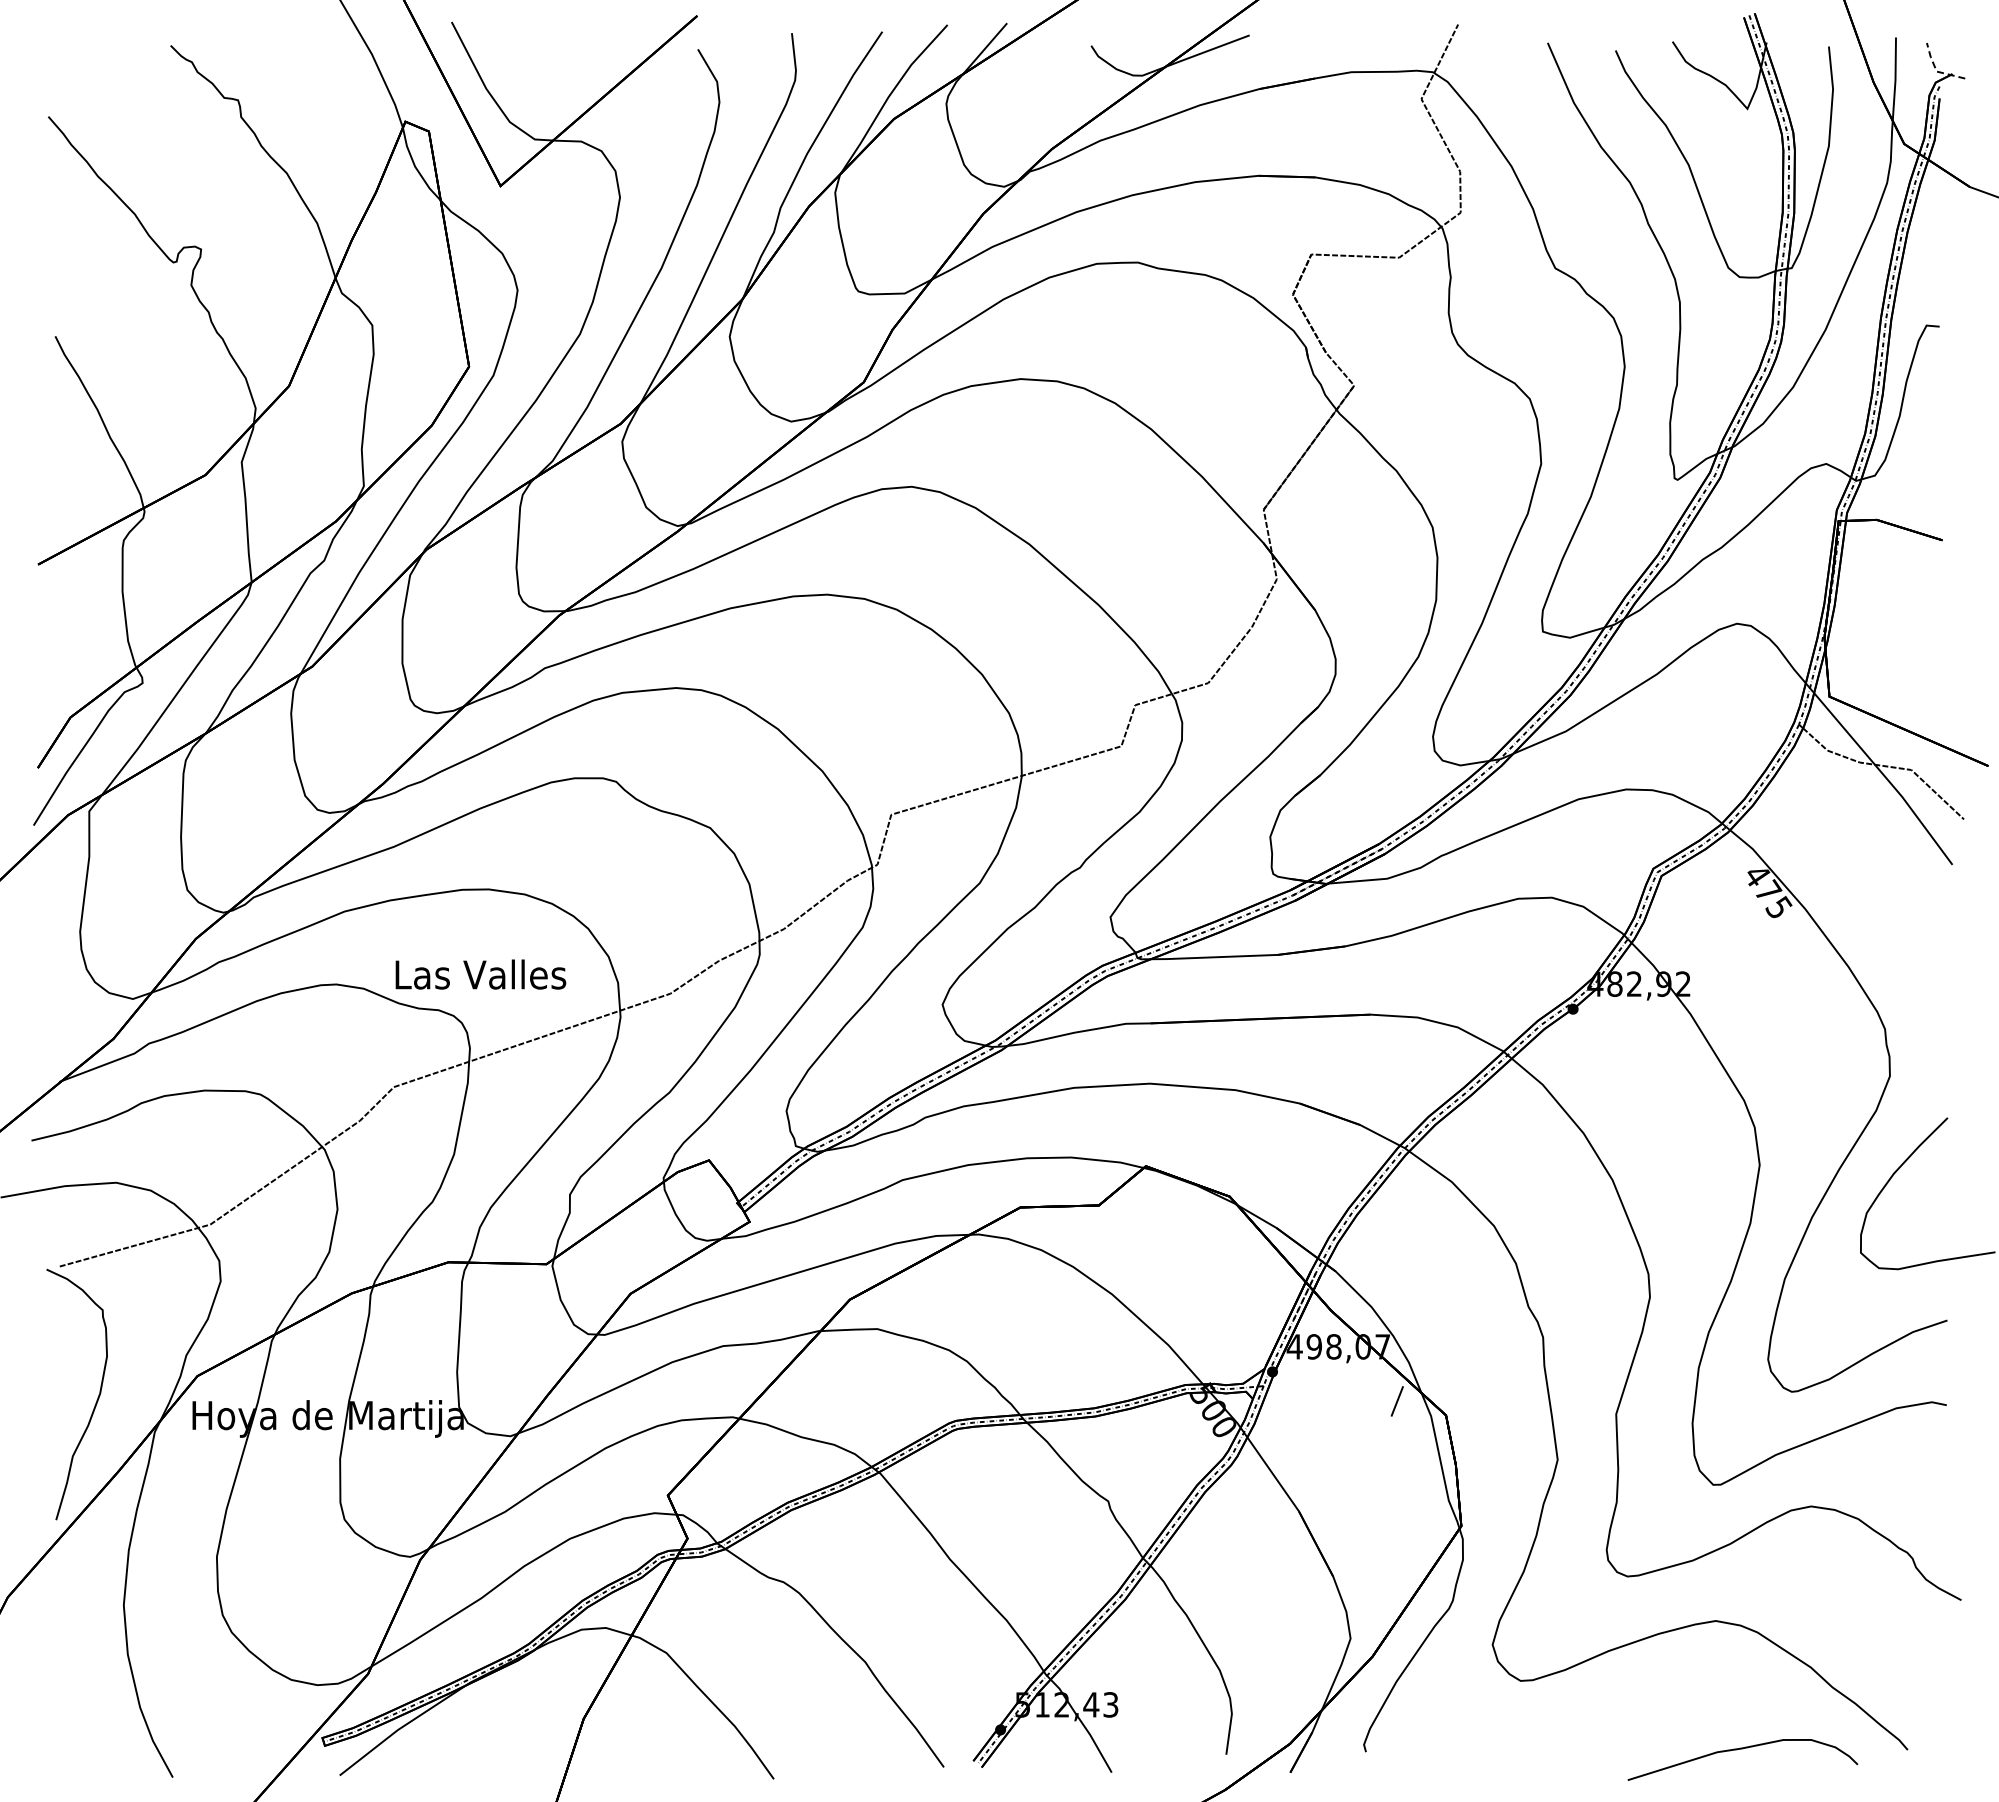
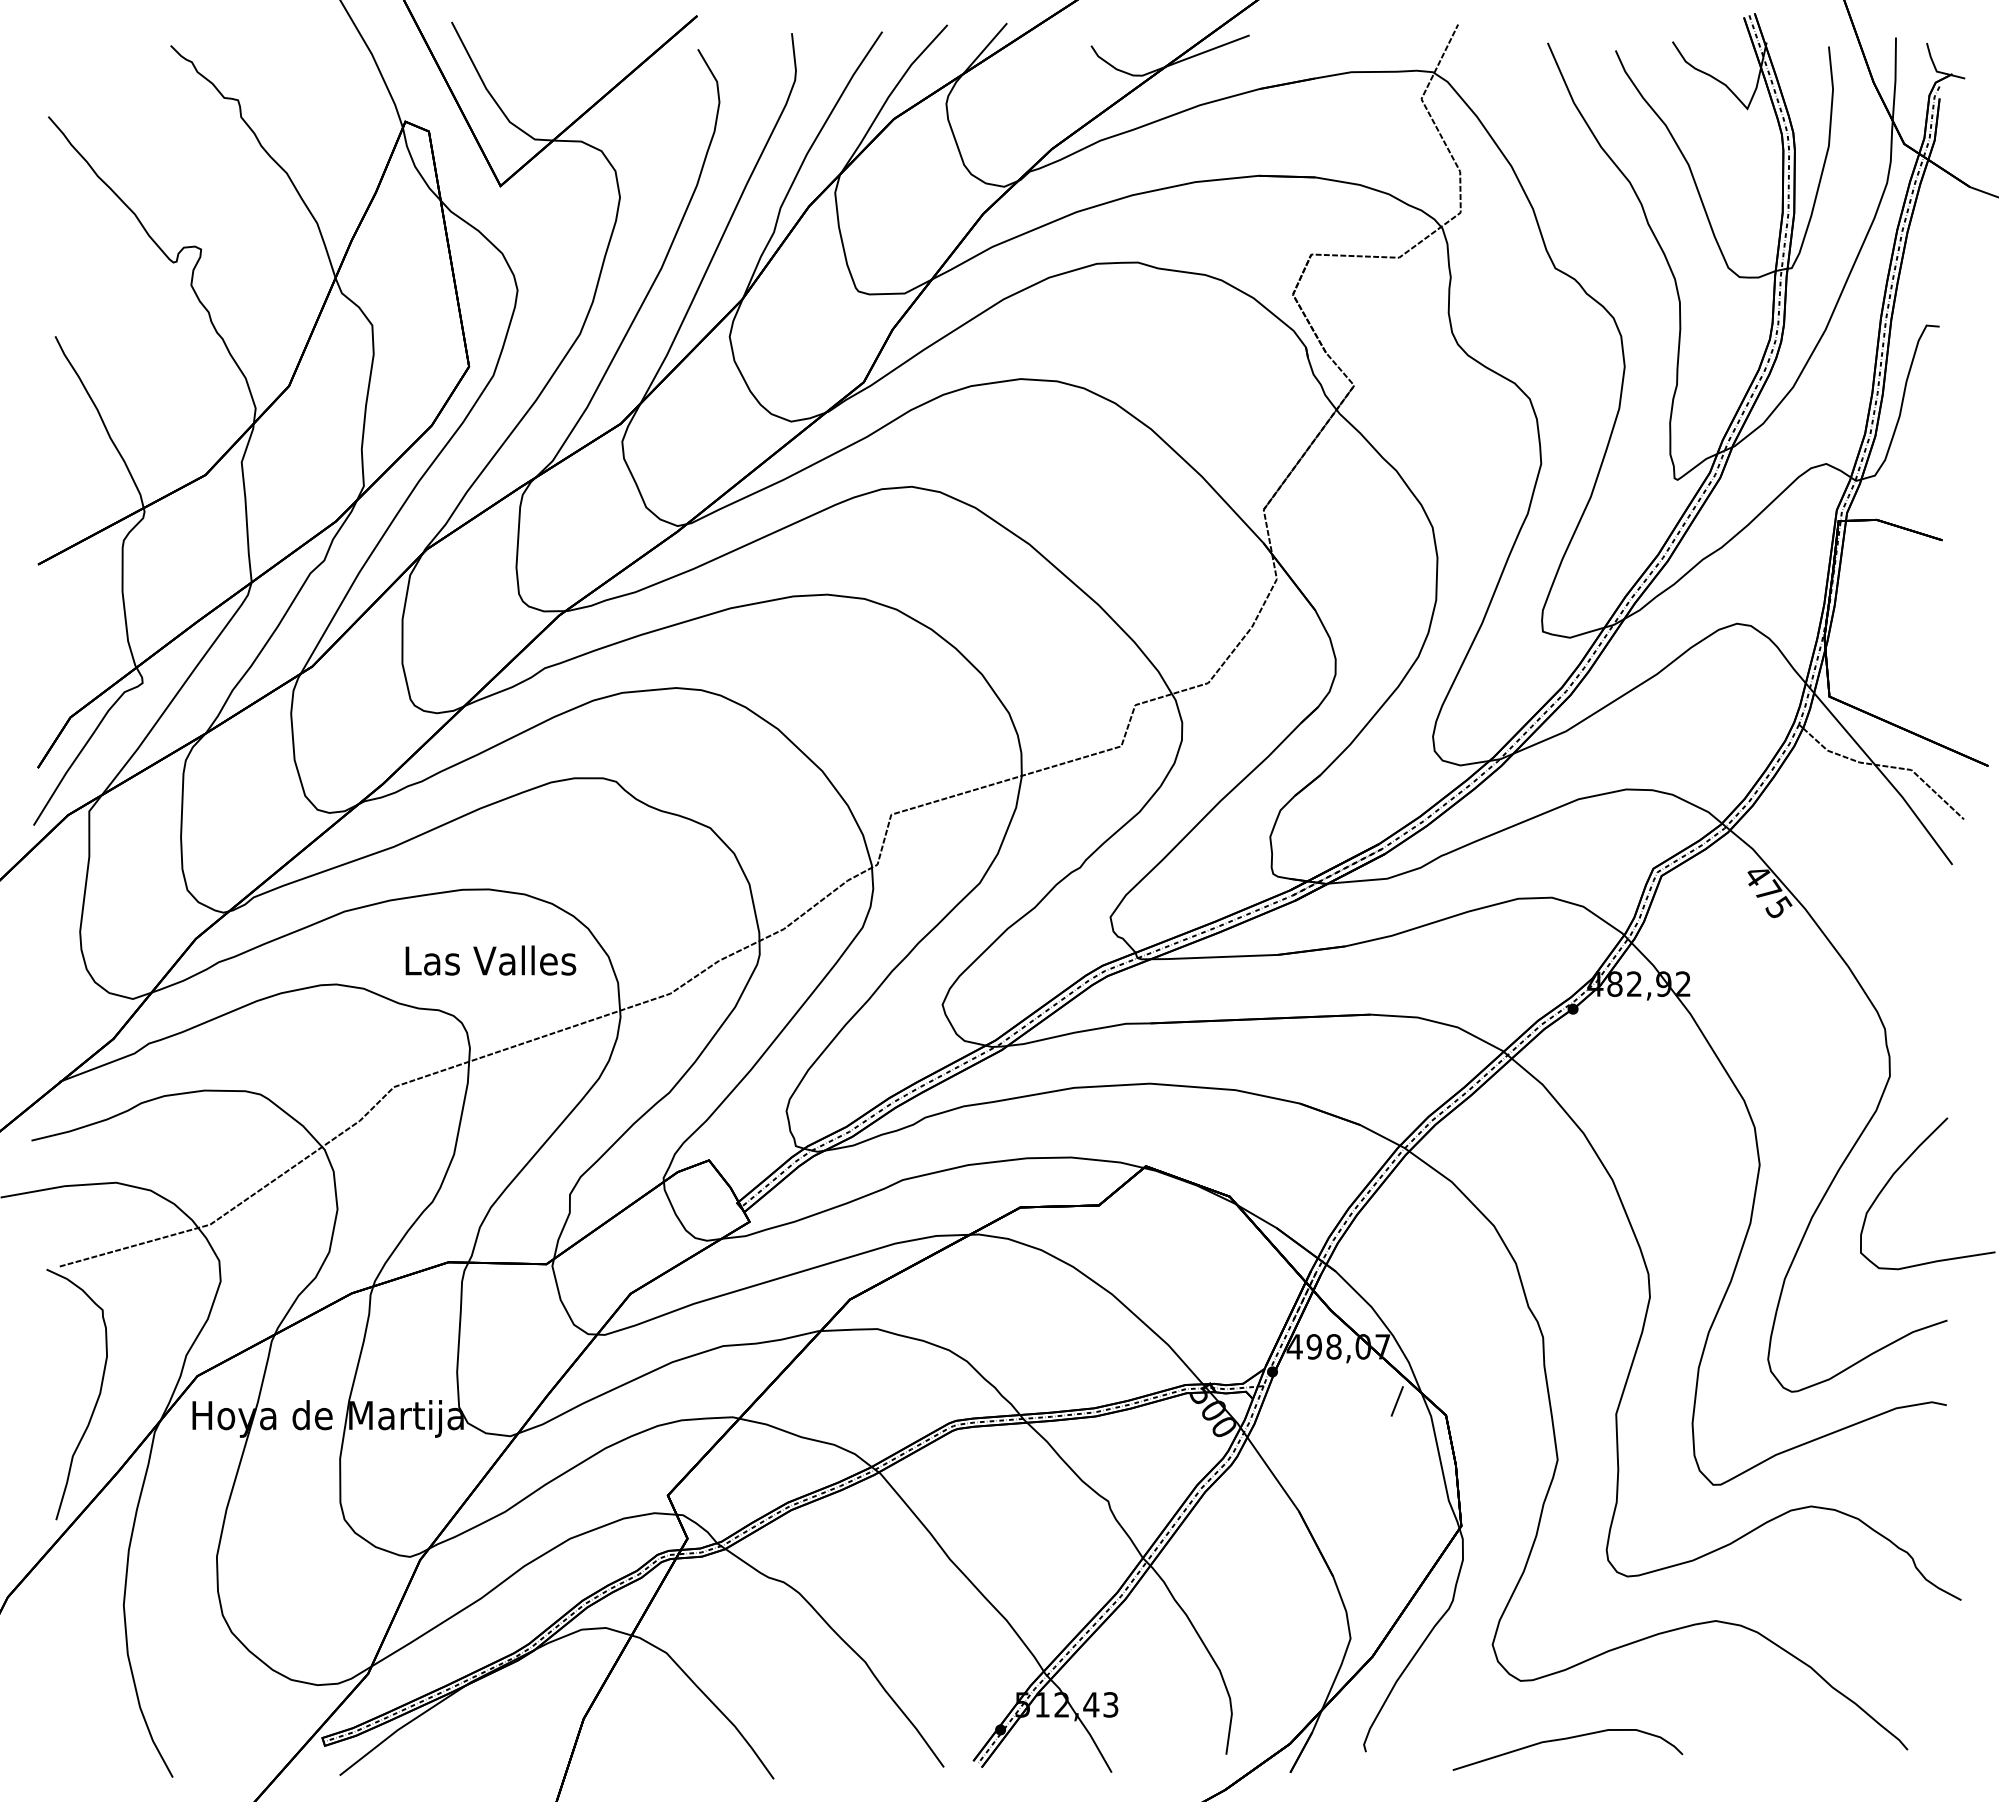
line: dashed -> solid (1936, 70)
text position: (480, 974) -> (490, 960) (490, 960)
curve position: (1742, 1749) -> (1567, 1739) (1567, 1739)
